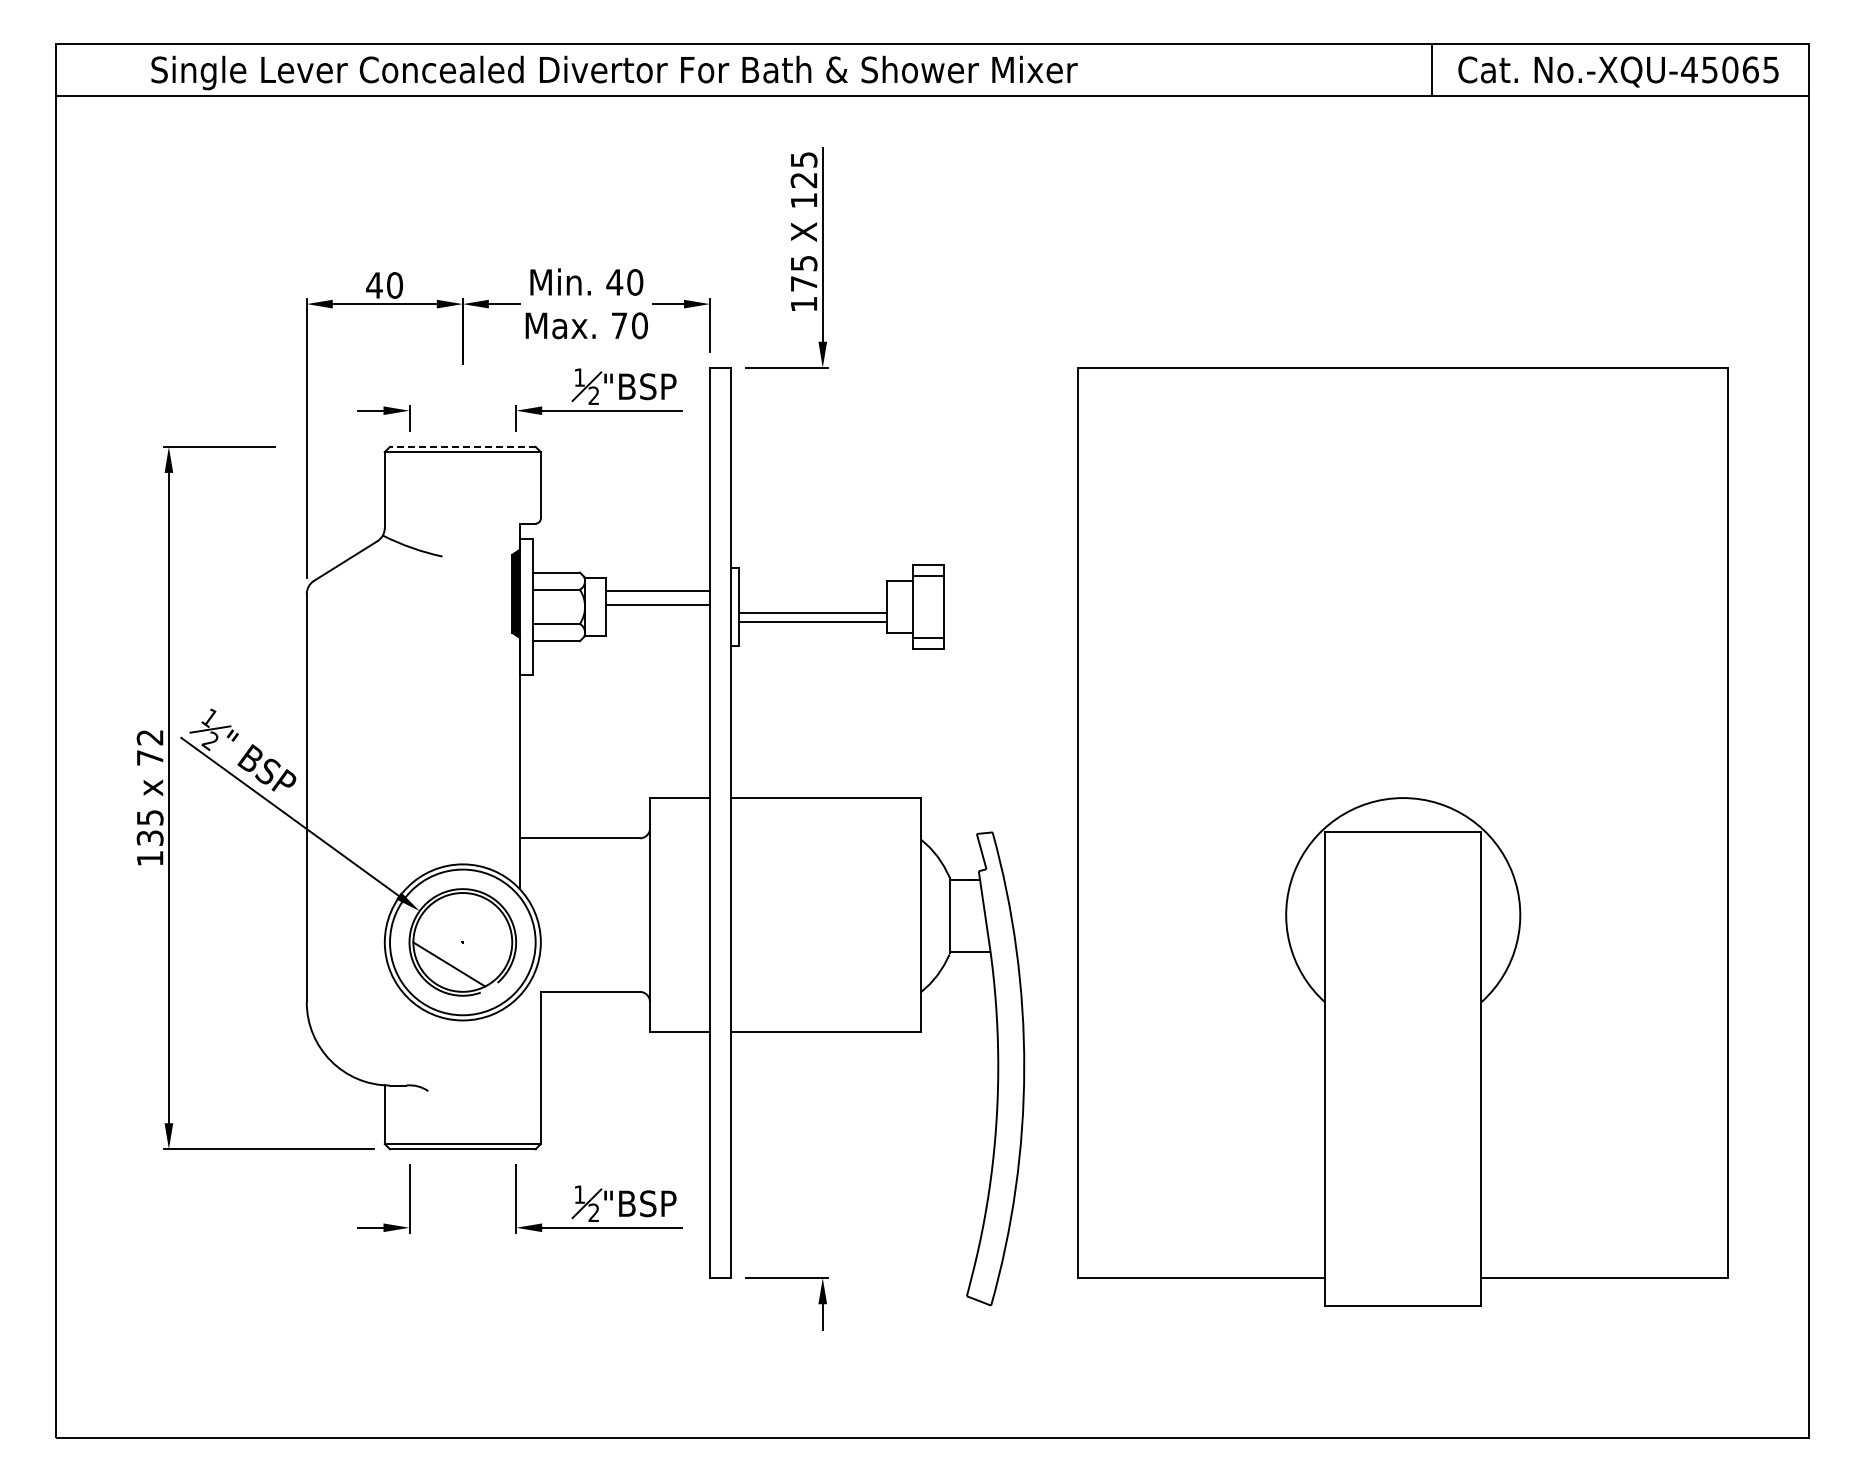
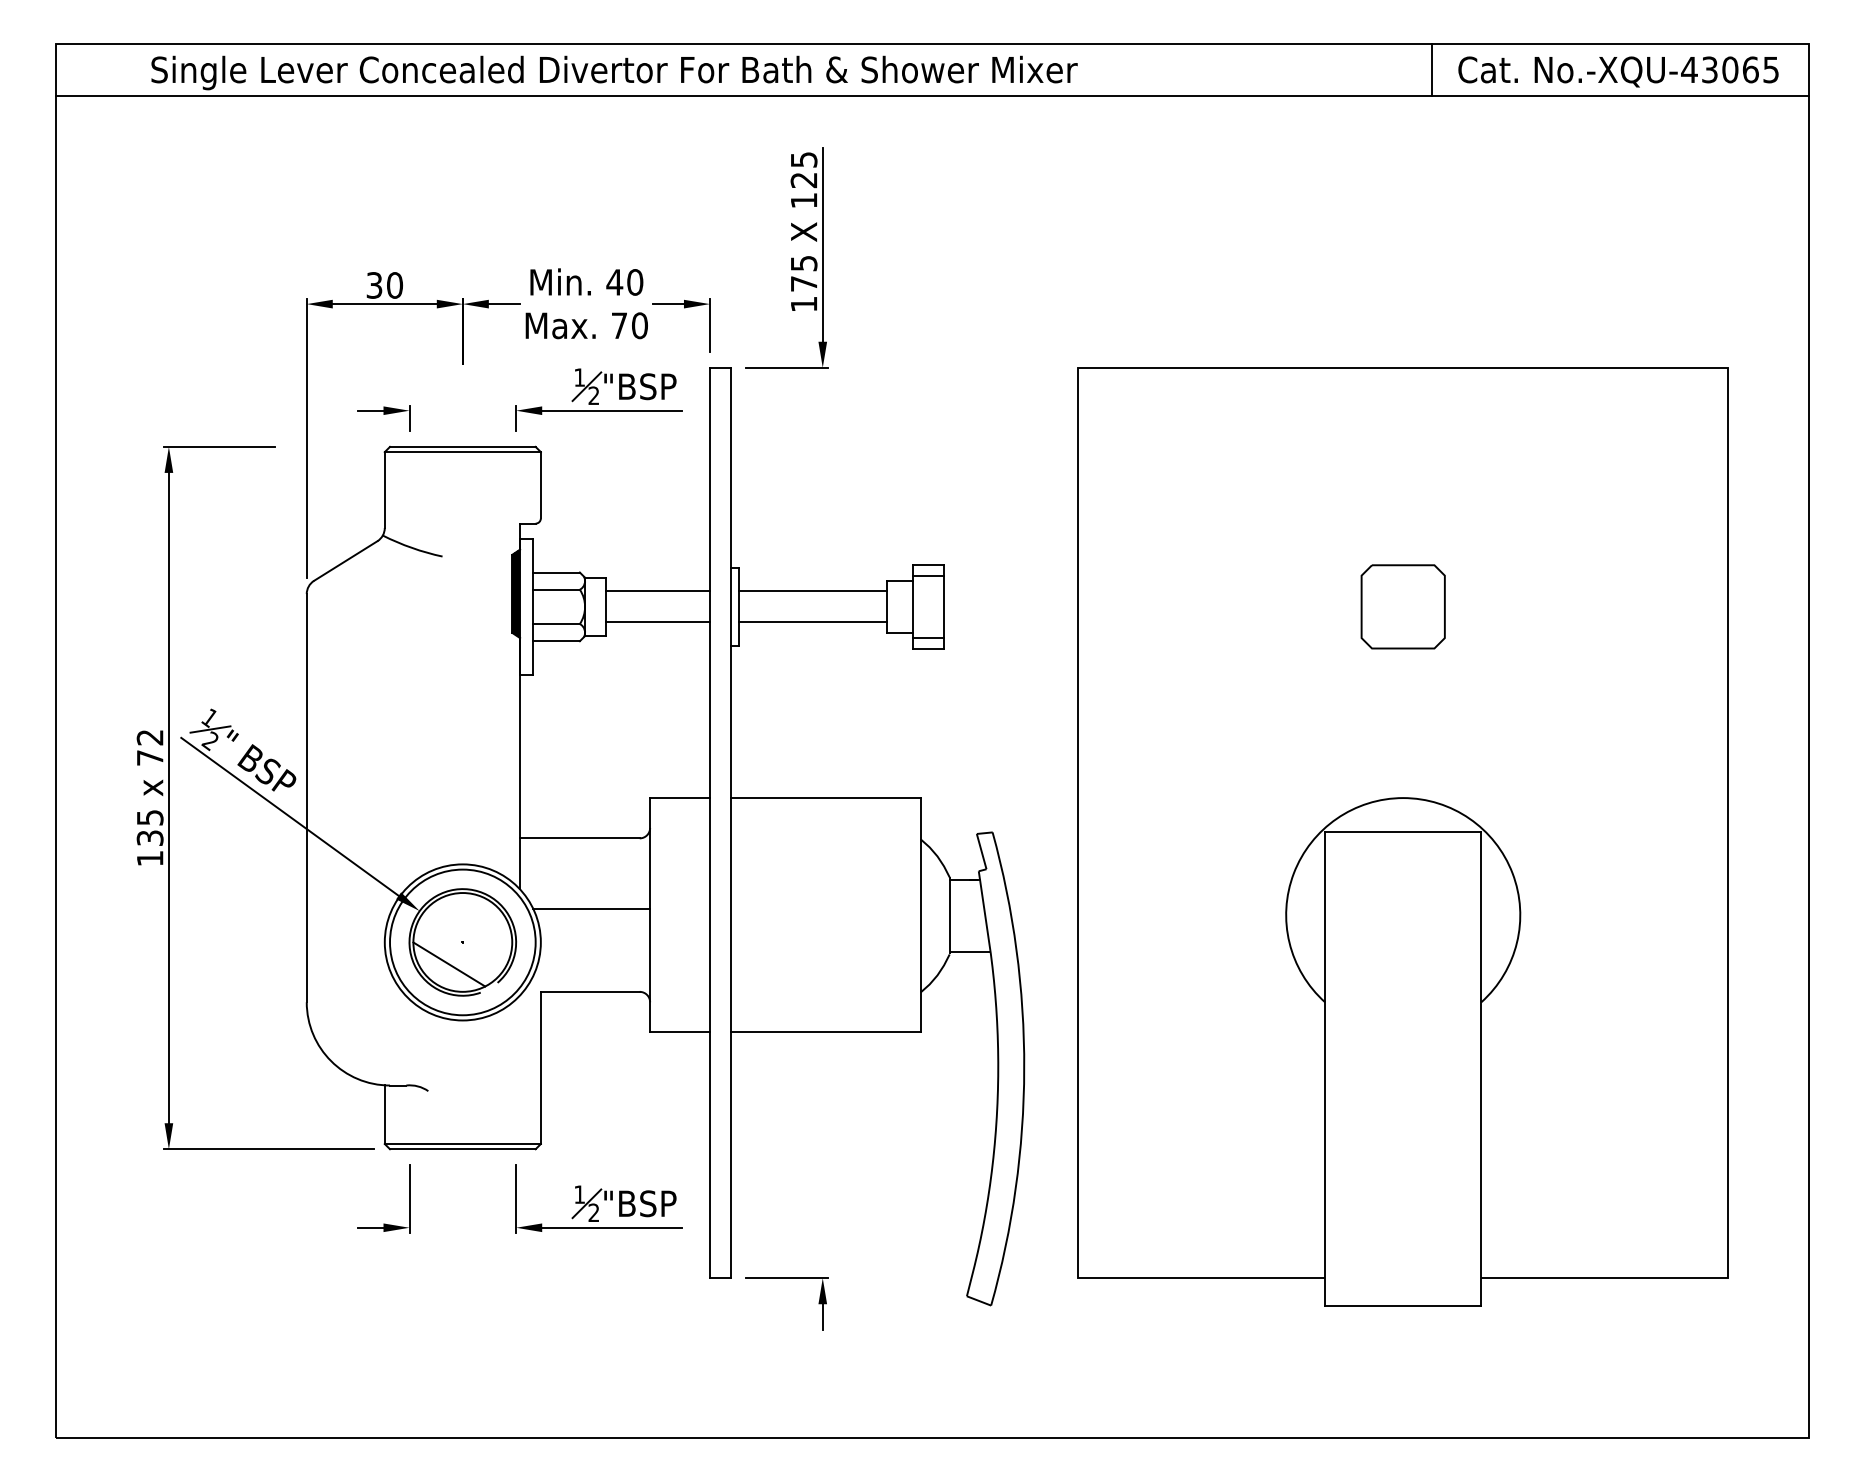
text: No.-XQU-45065 -> No.-XQU-43065 (1709, 69)
text: 40 -> 30 (374, 285)
line: dashed -> solid (462, 446)
line position: (657, 605) -> (657, 622) (657, 622)
part: none -> present (1402, 606)
line position: (812, 613) -> (812, 591) (812, 591)
line: none -> present (591, 908)
